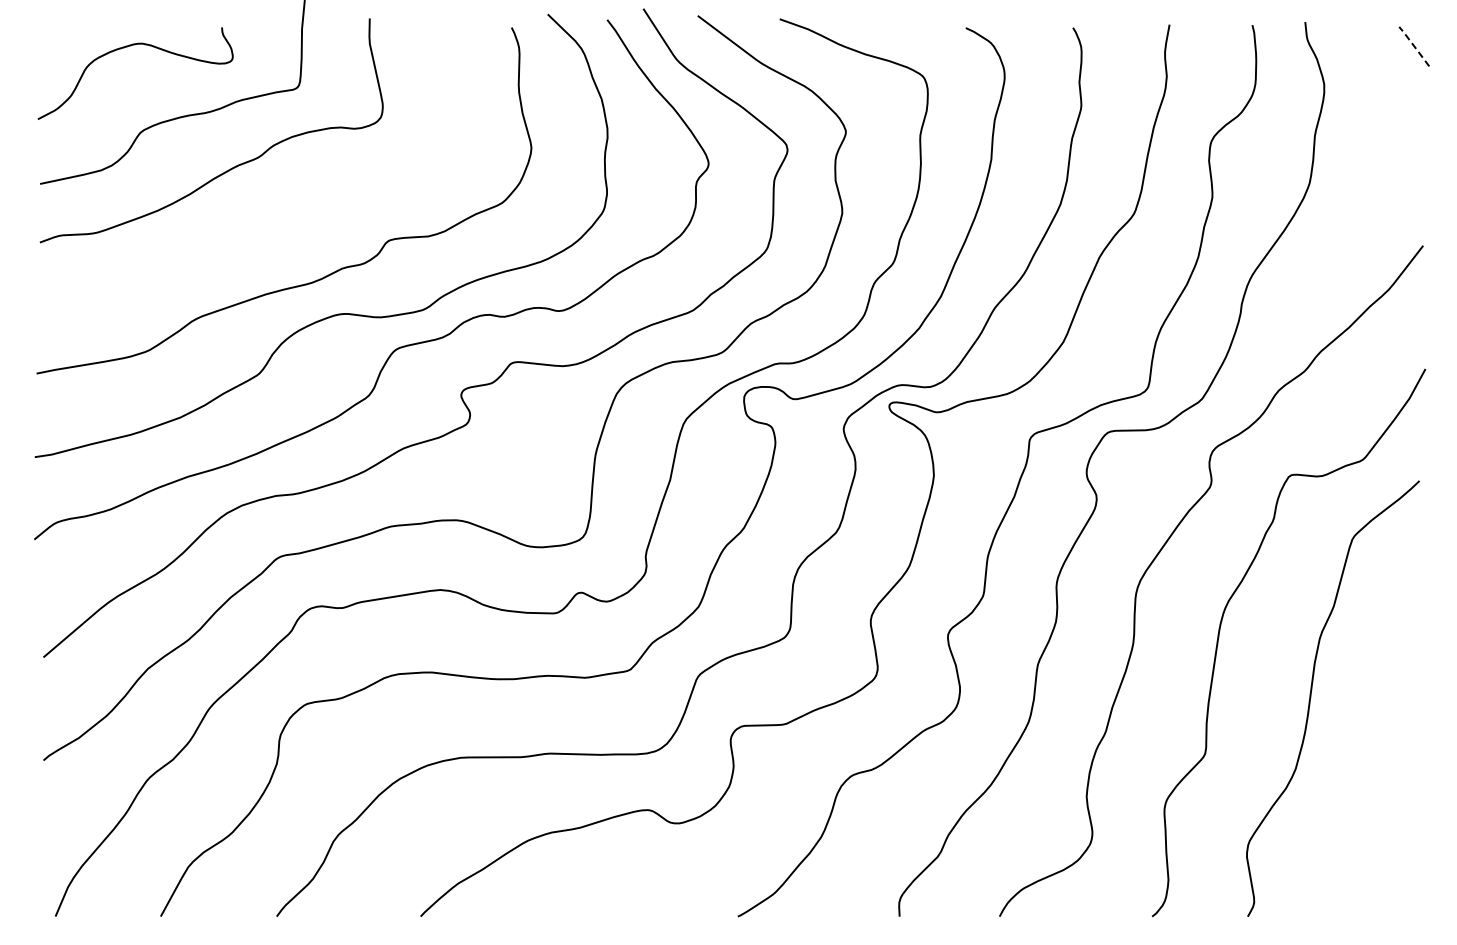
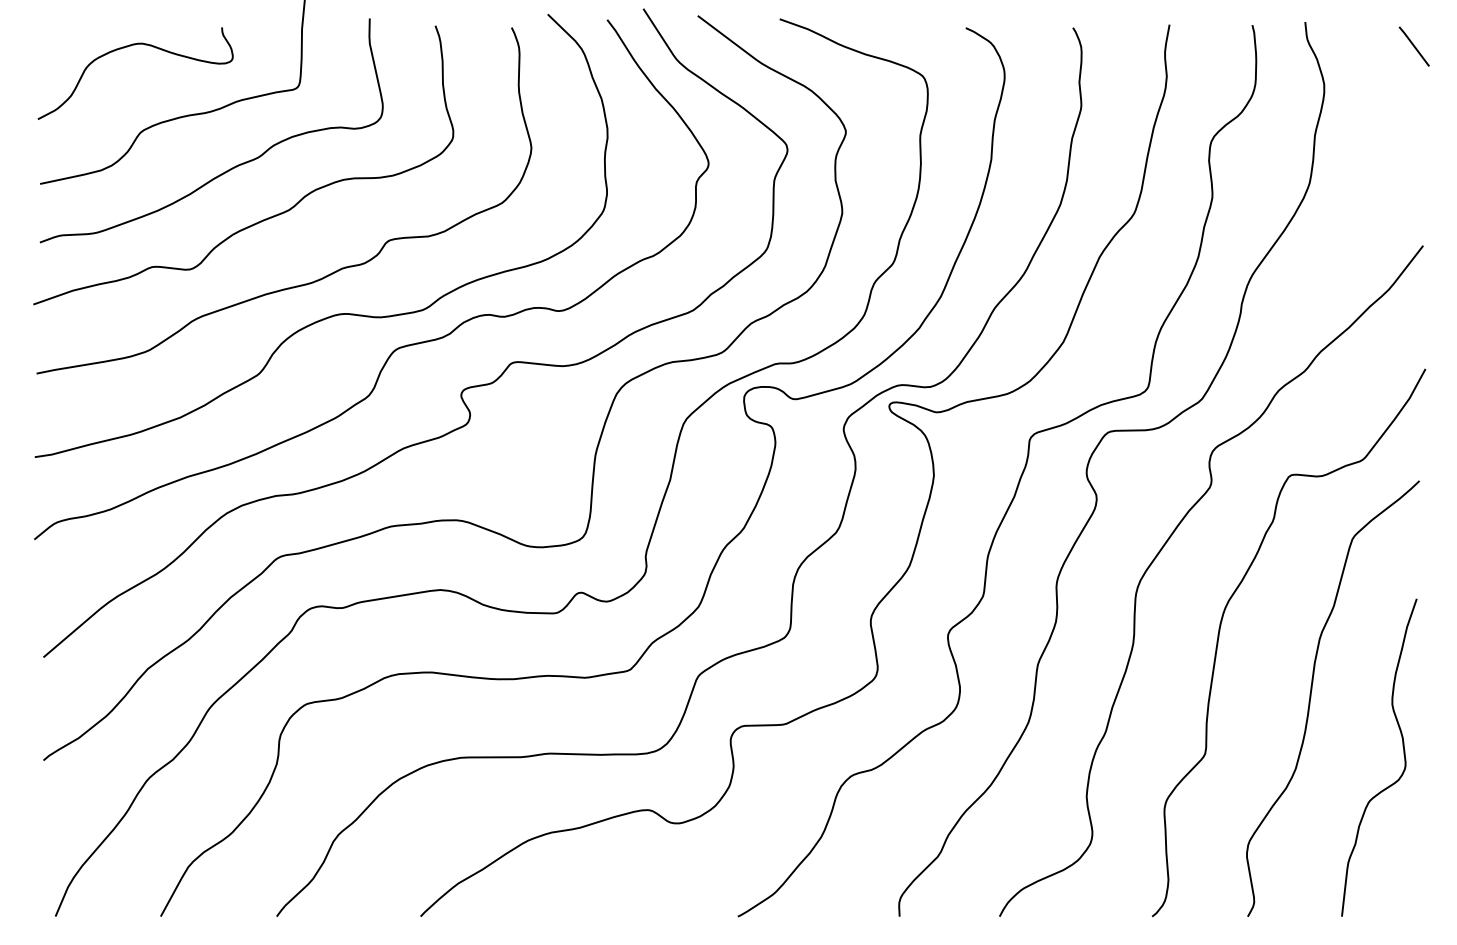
line: dashed -> solid (1414, 46)
curve: none -> present (262, 219)
curve: none -> present (1403, 755)
